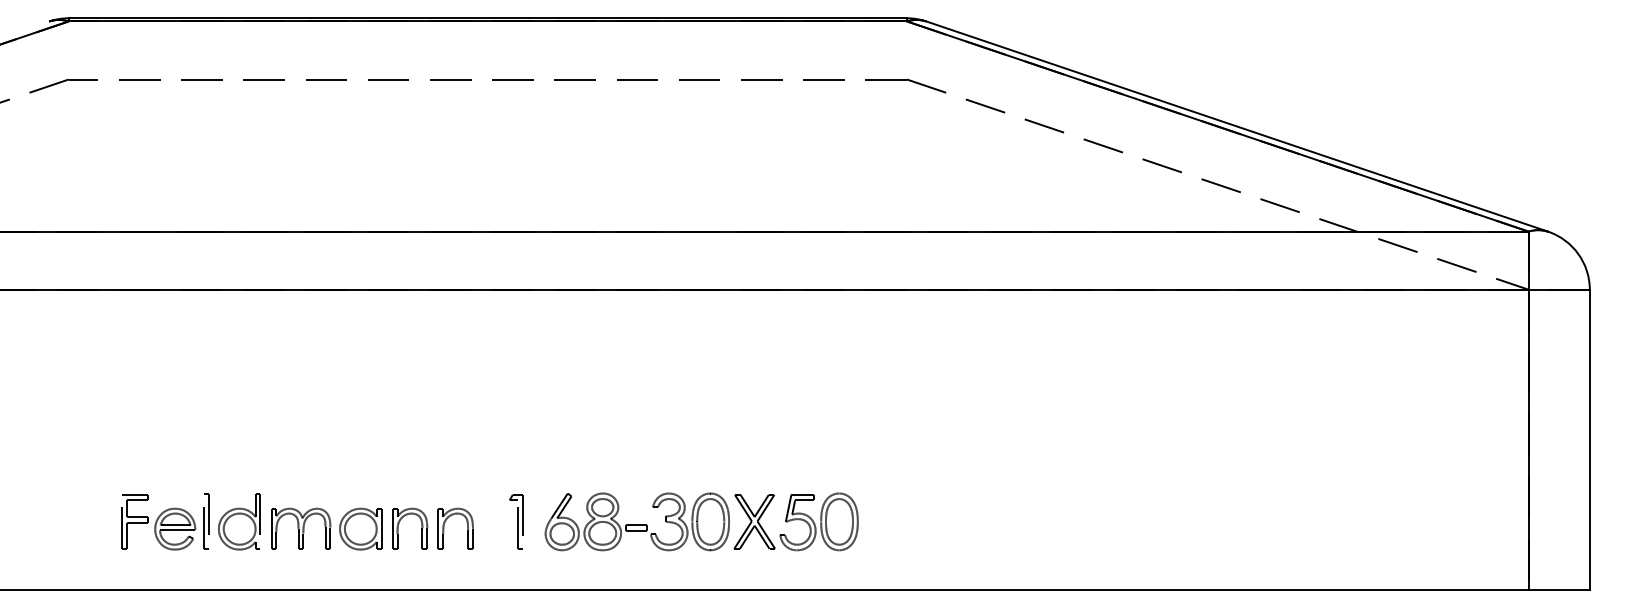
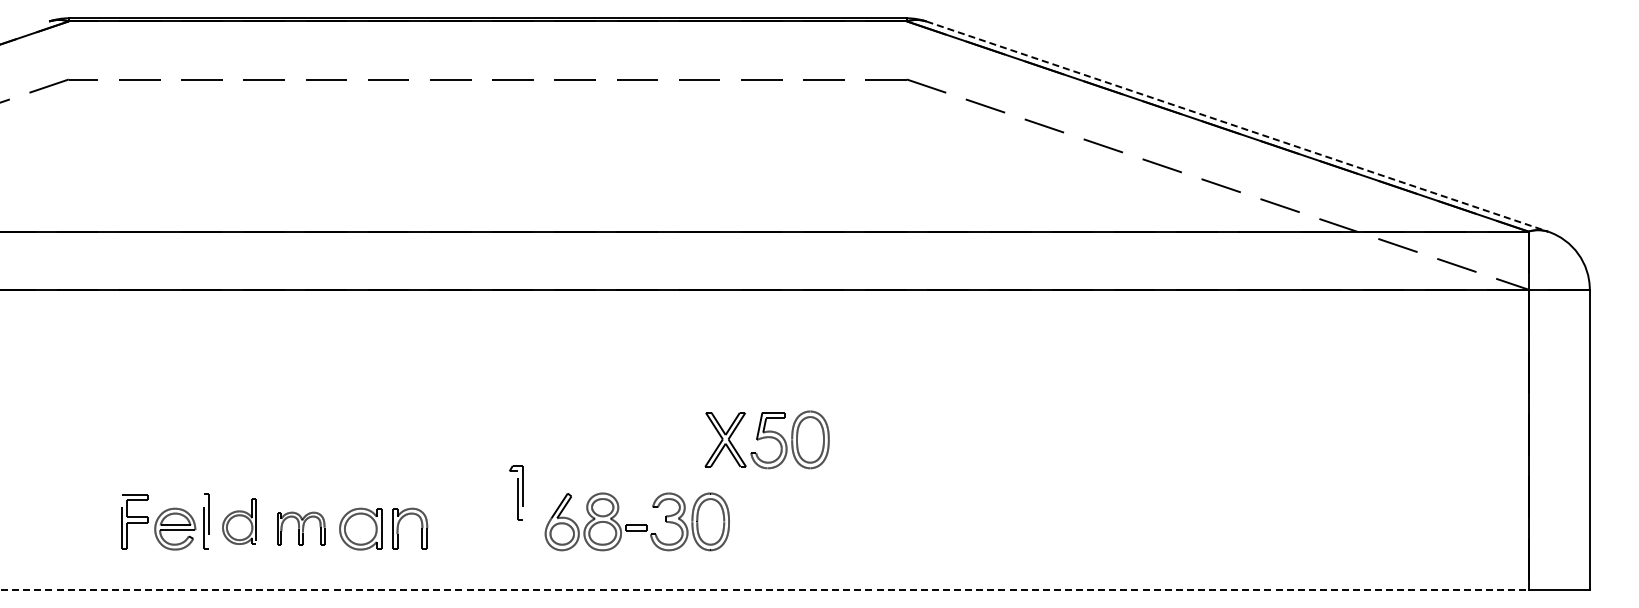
line: solid -> dashed (1237, 126)
part size: 43x58 px -> 35x47 px (239, 521)
part position: (516, 521) -> (516, 492) (516, 492)
part position: (795, 521) -> (766, 439) (766, 439)
part size: 61x43 px -> 49x35 px (301, 528)
part: present -> none (444, 528)
line: solid -> dashed (764, 589)
